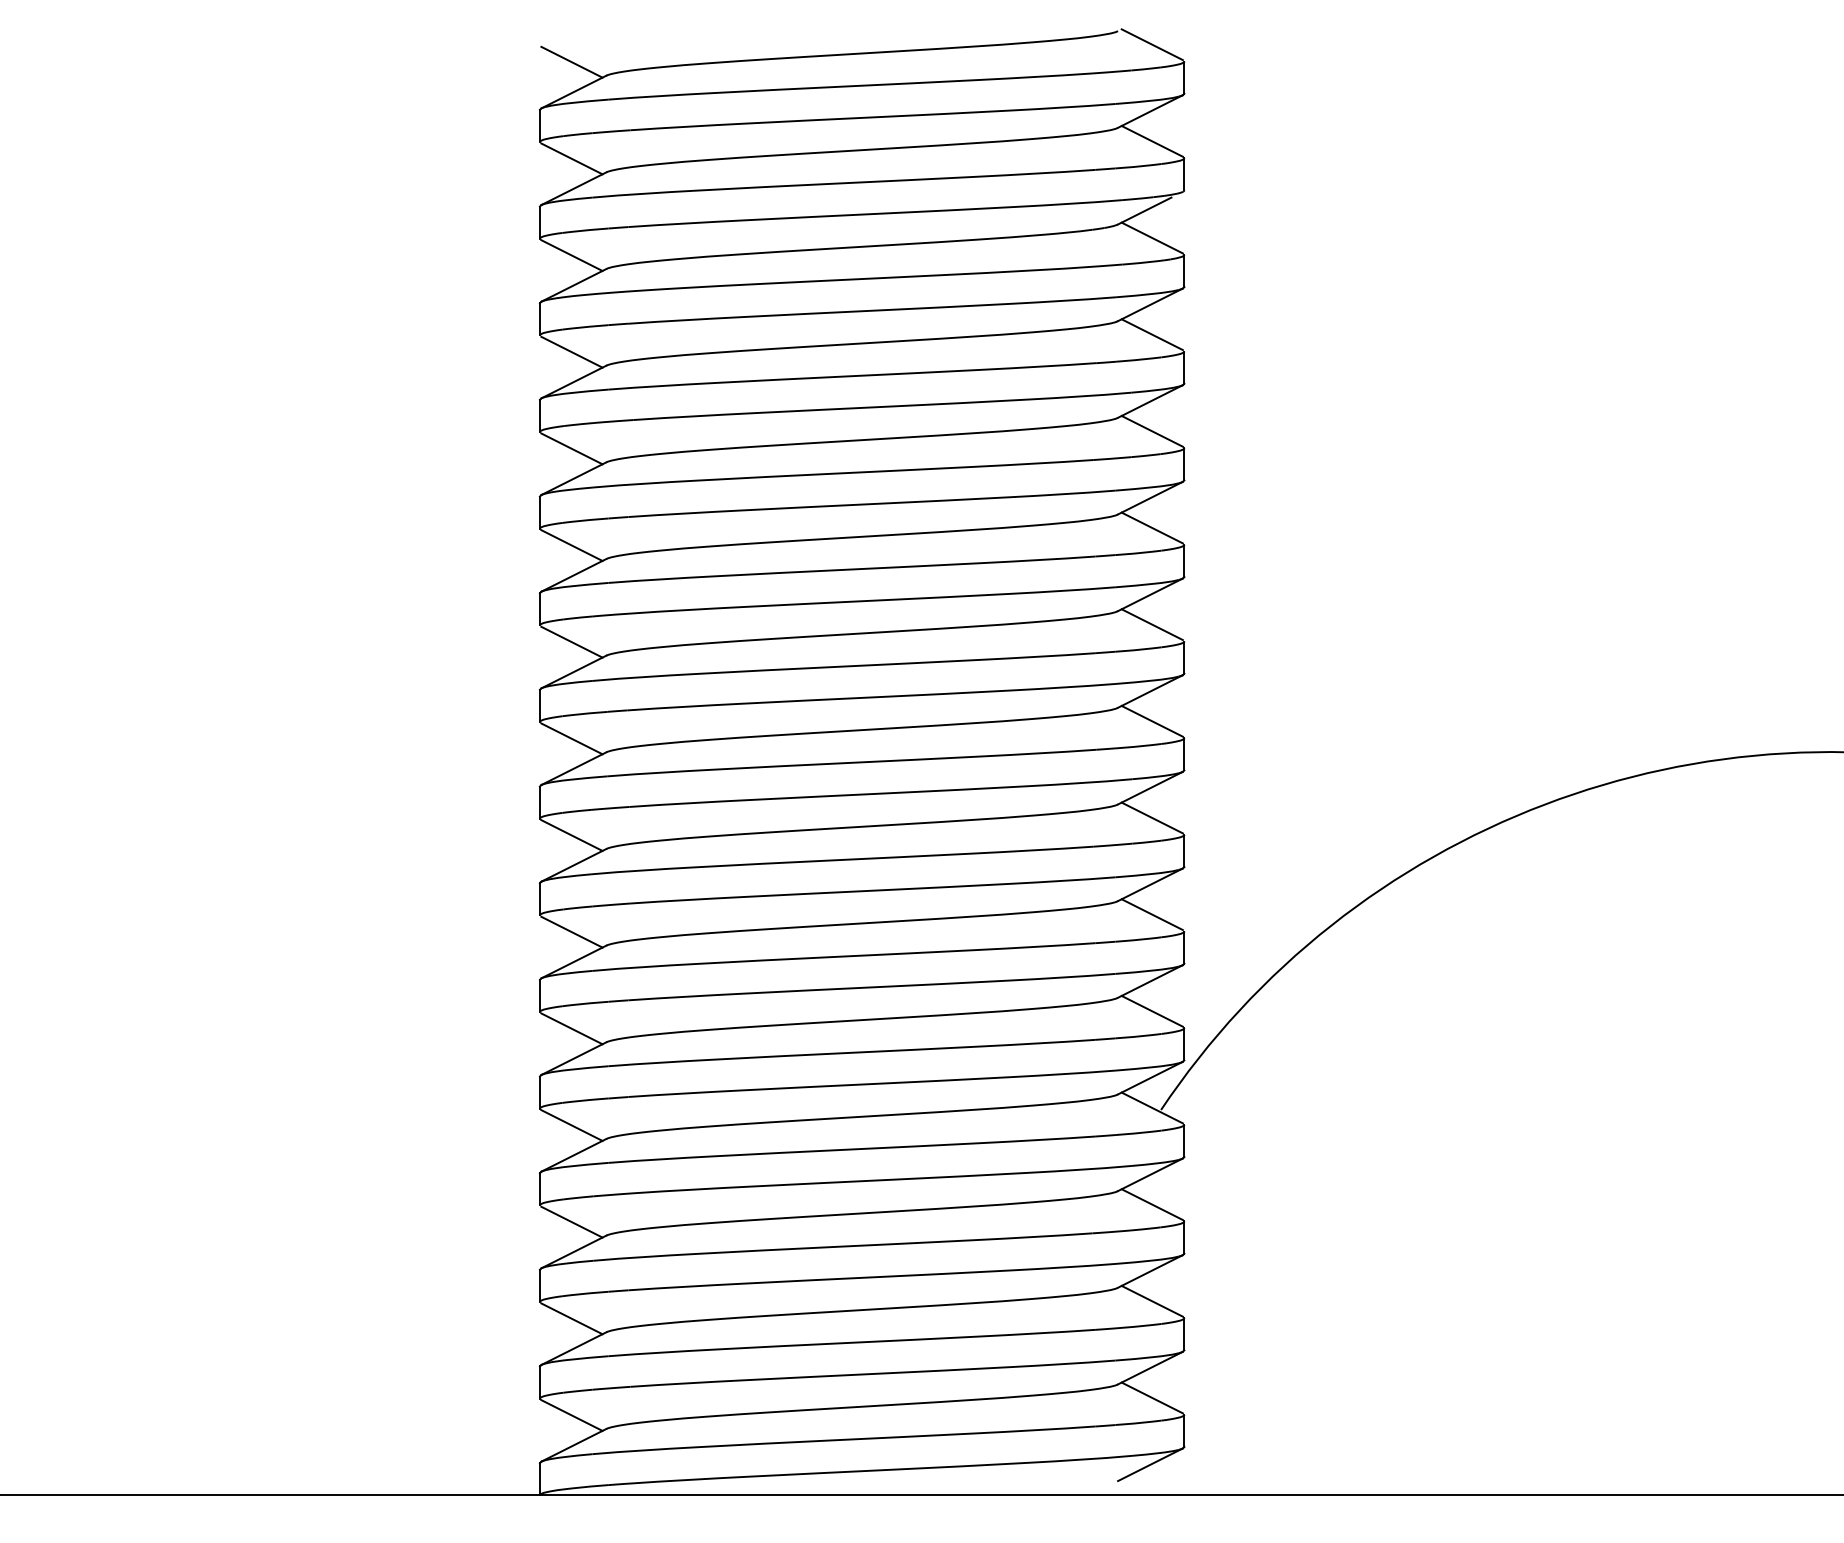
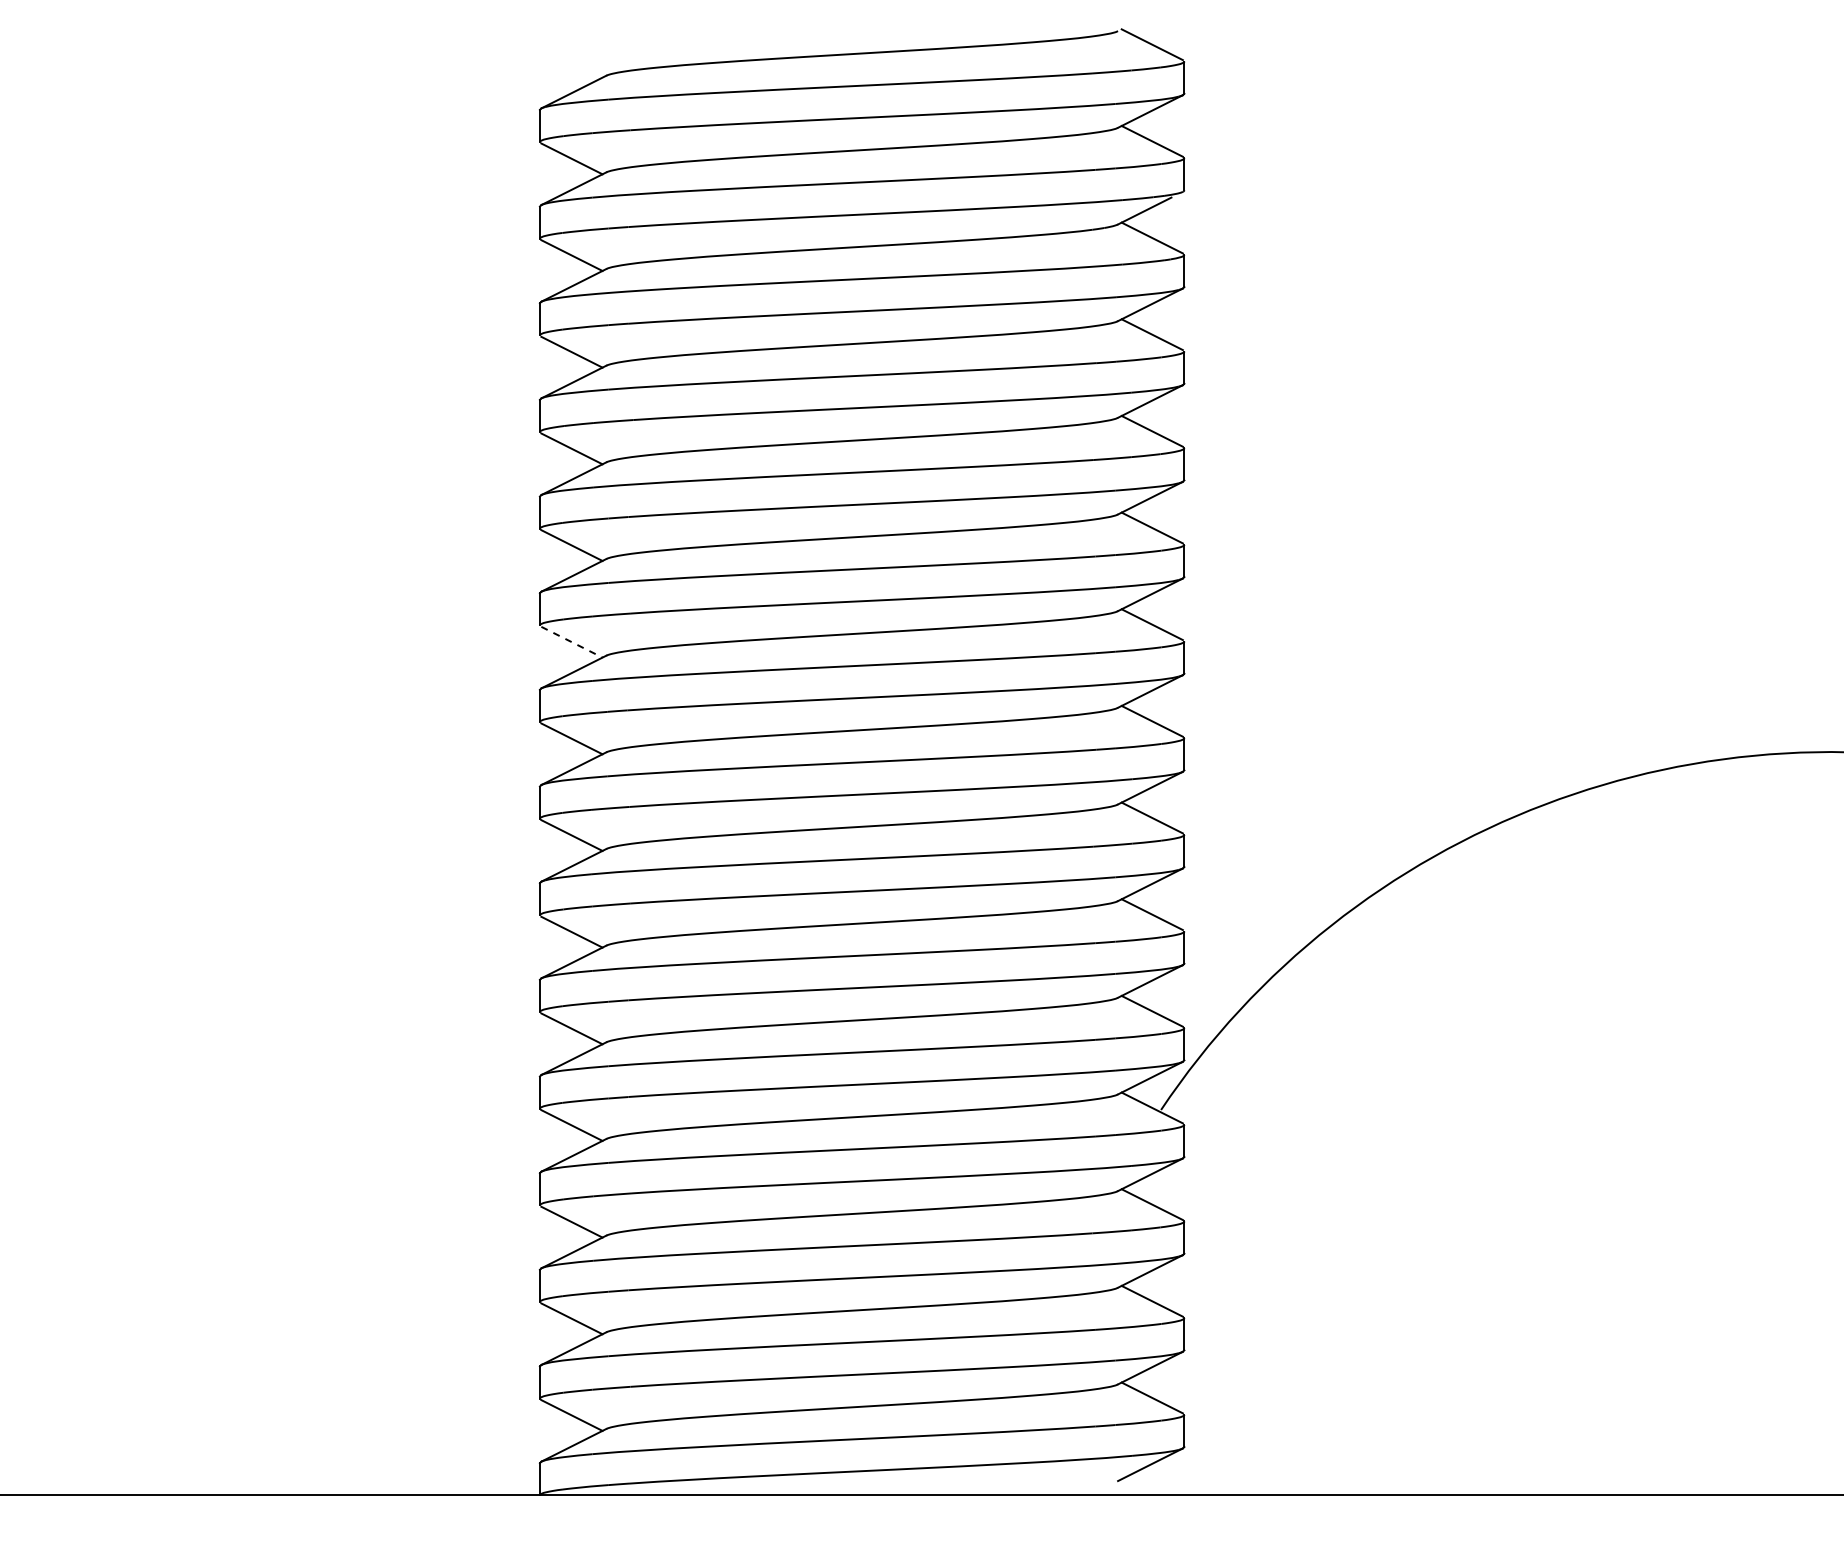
line: present -> none (571, 61)
line: solid -> dashed (572, 642)
